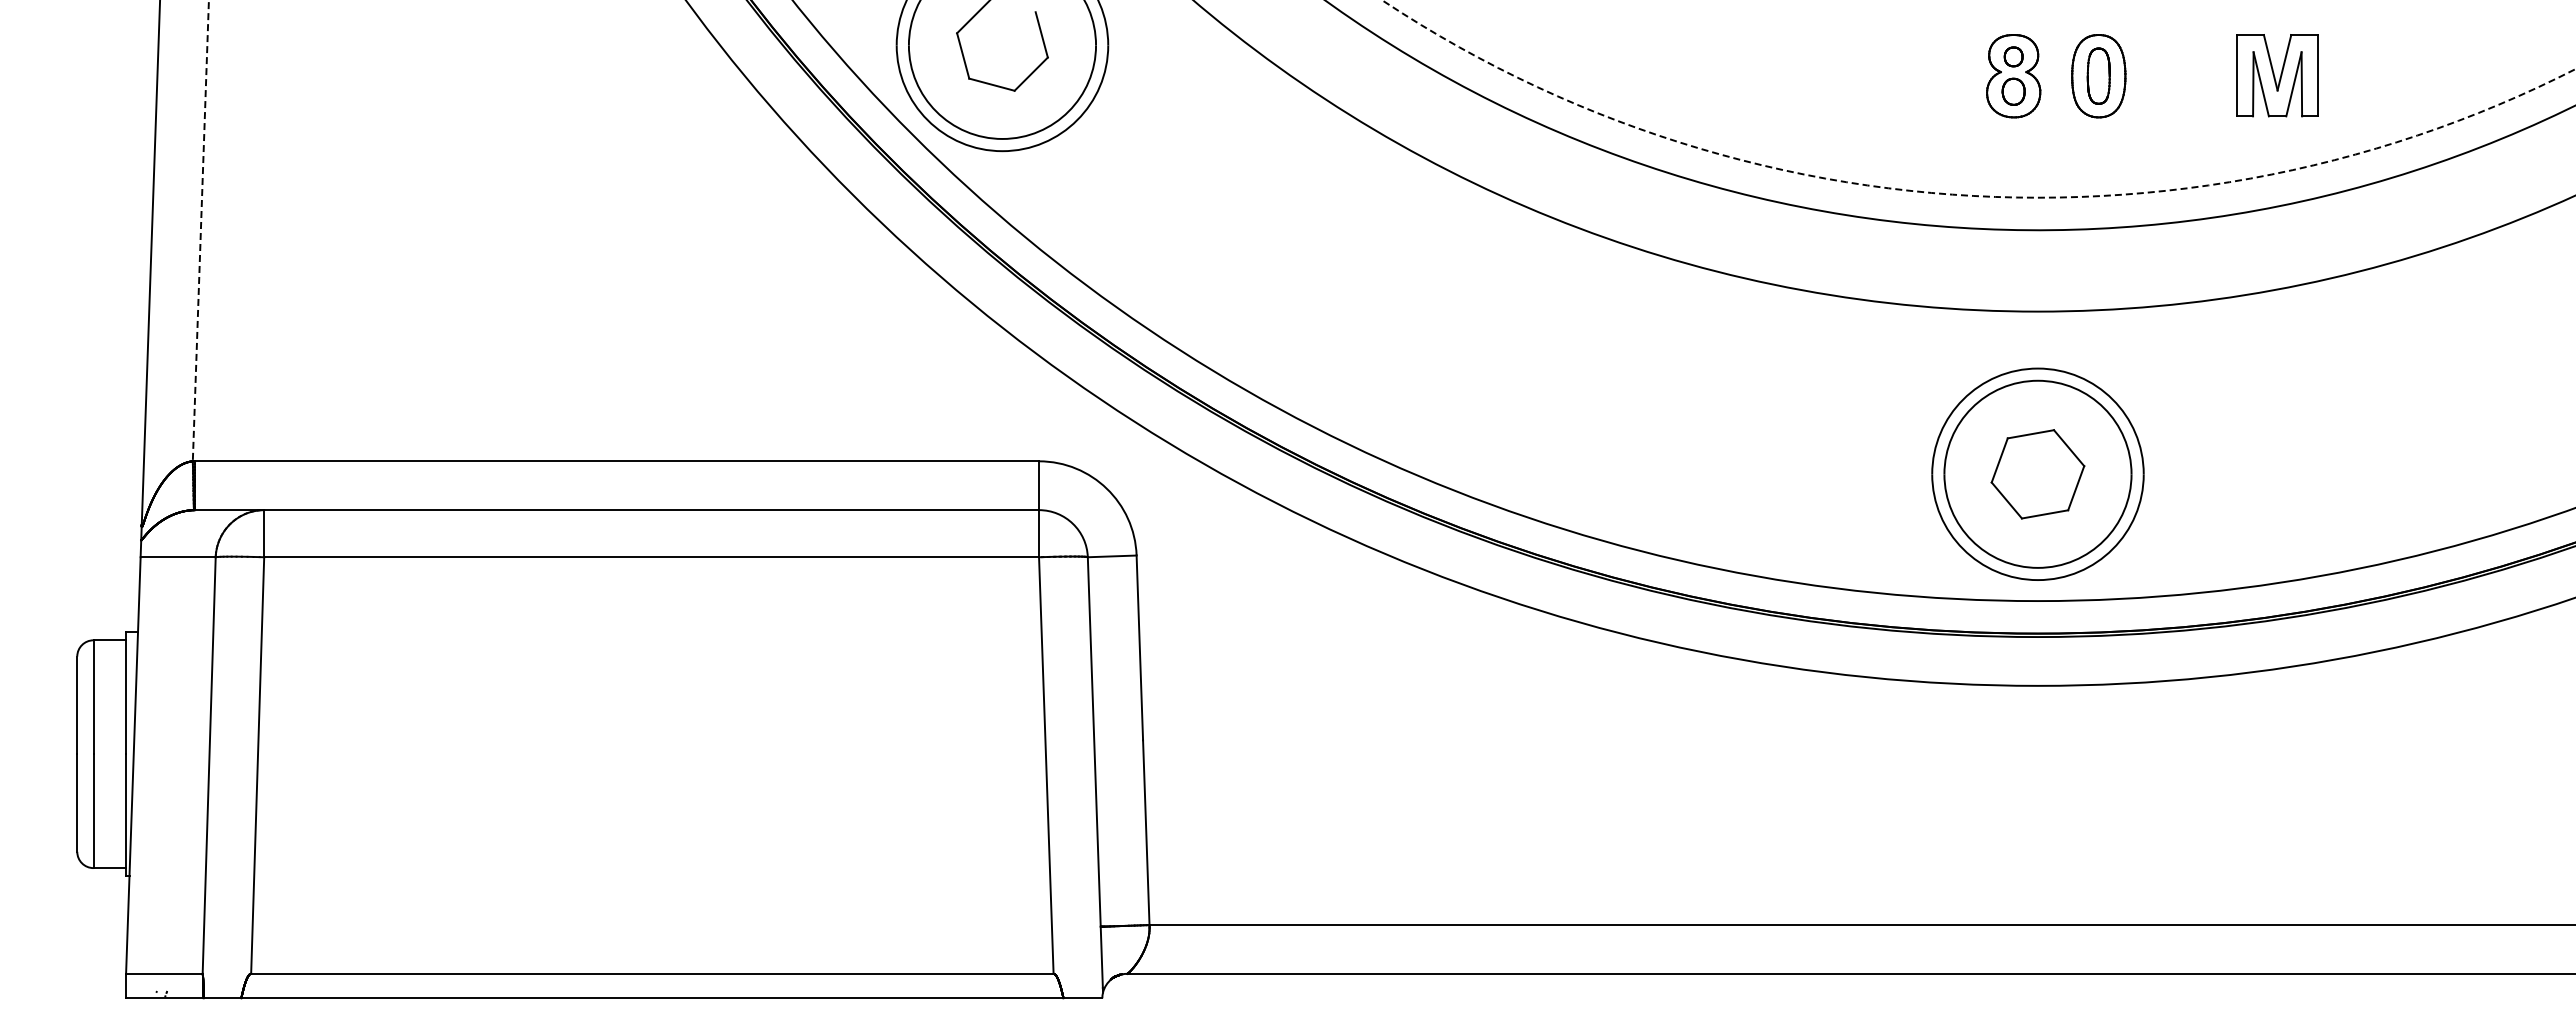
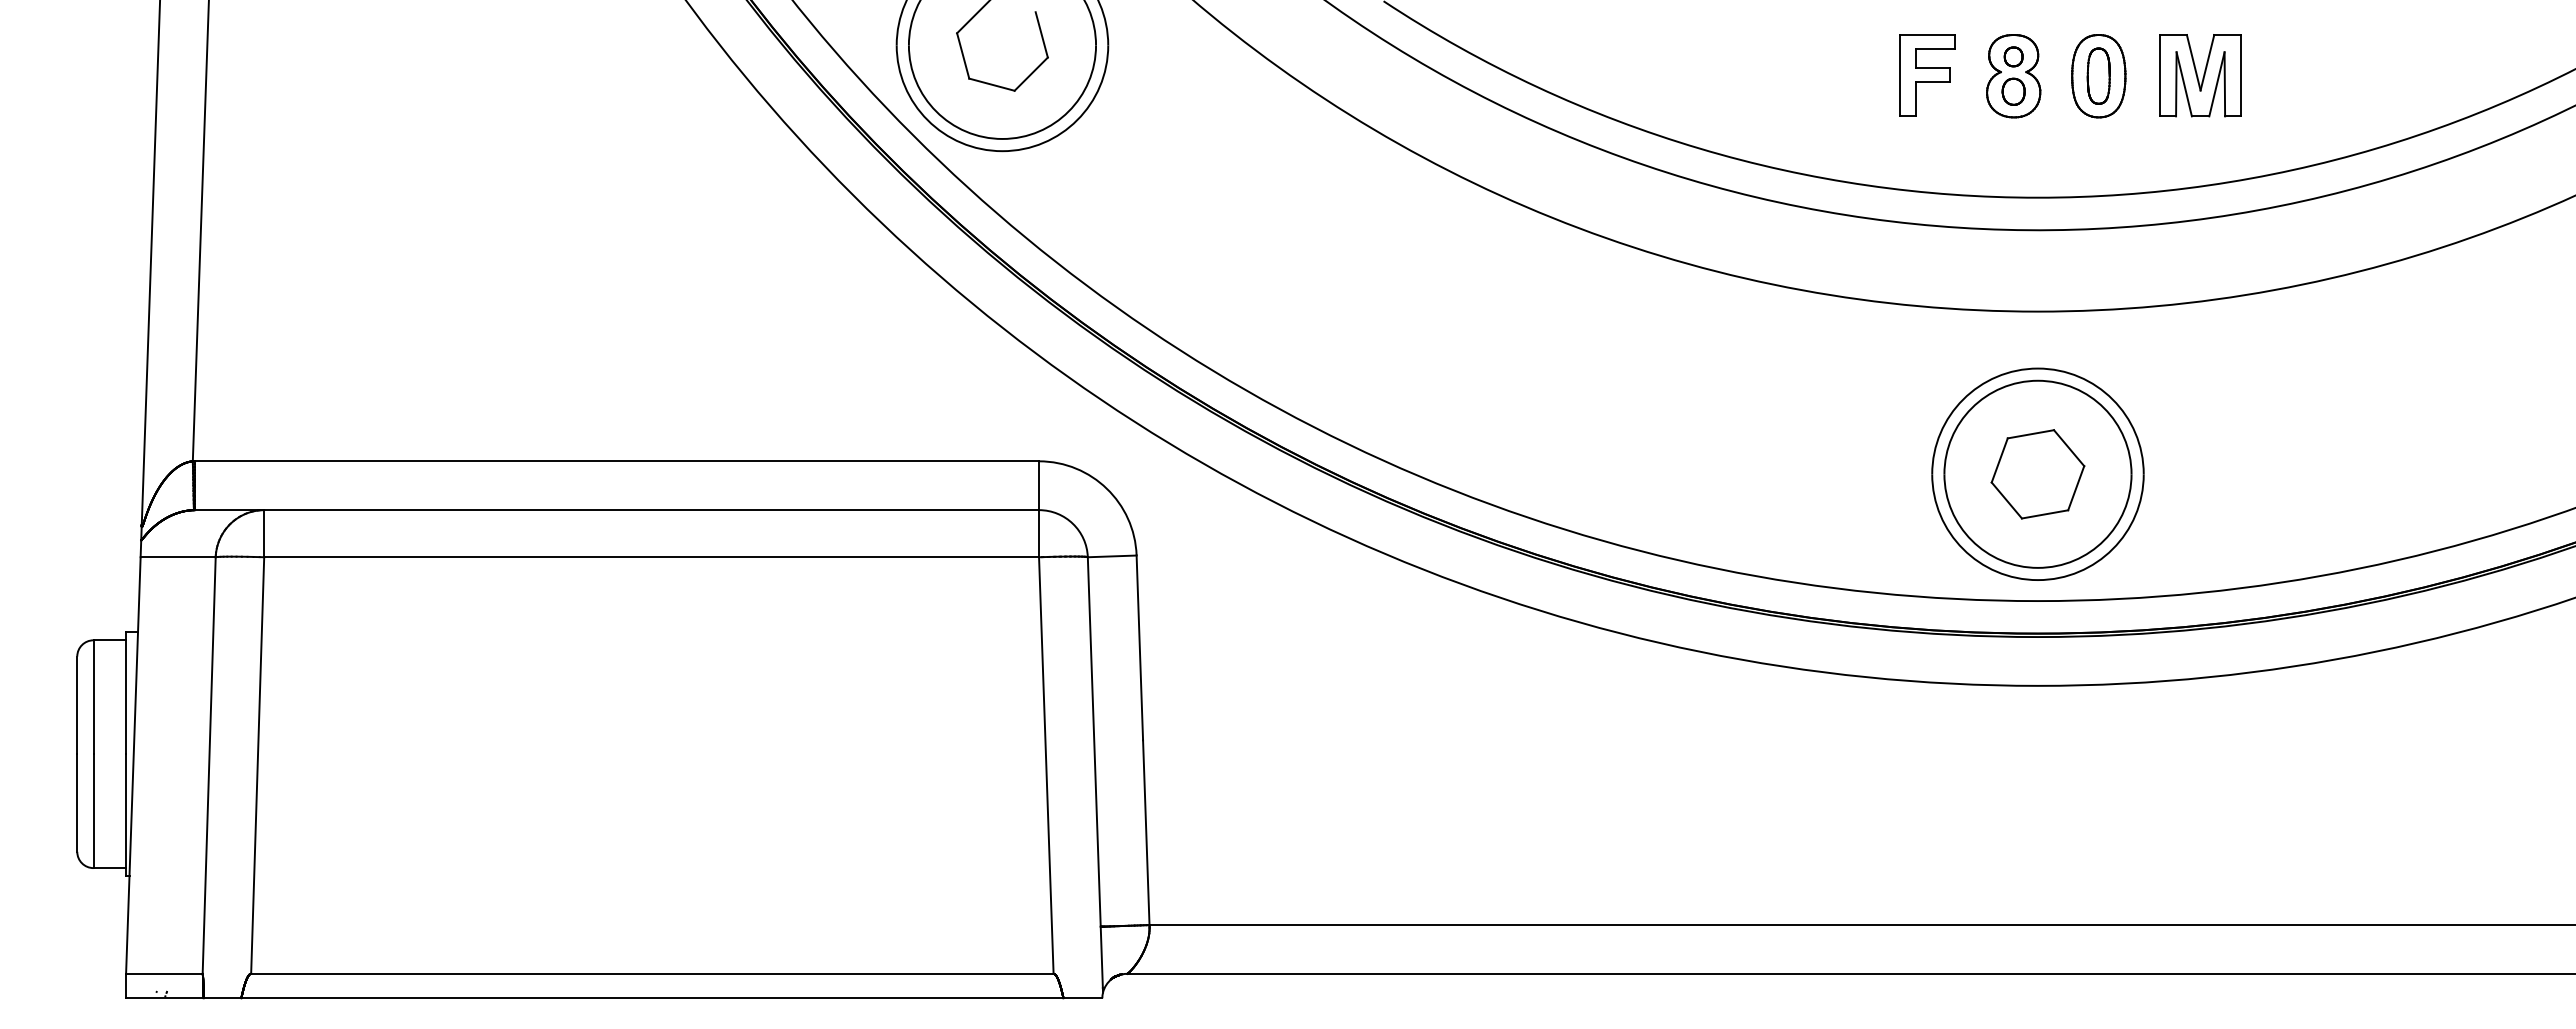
part: none -> present (1927, 75)
part position: (2277, 75) -> (2200, 75) (2200, 75)
arc: dashed -> solid (1970, 195)
line: dashed -> solid (200, 230)
